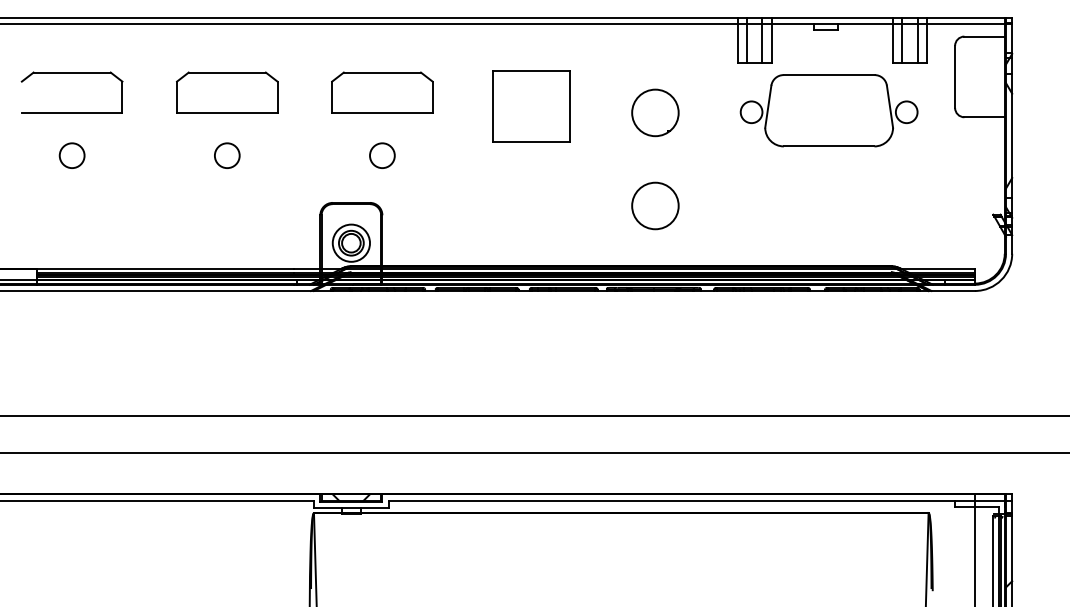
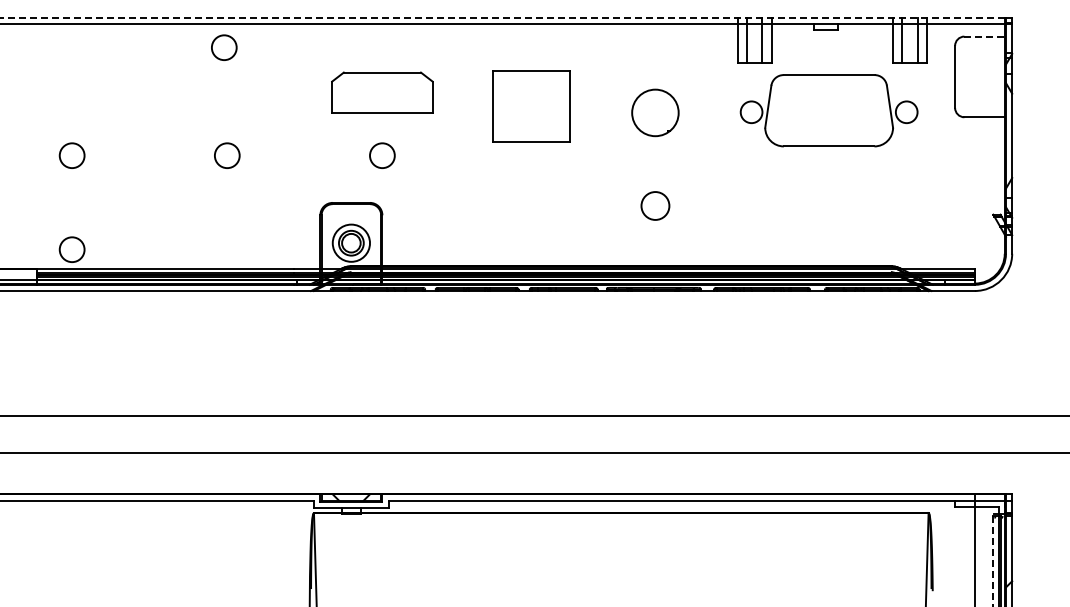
line: solid -> dashed (502, 17)
line: solid -> dashed (985, 36)
circle: none -> present (224, 47)
part: present -> none (71, 73)
part: present -> none (227, 92)
circle size: 49x50 px -> 31x30 px (655, 205)
circle: none -> present (71, 249)
line: solid -> dashed (993, 562)
